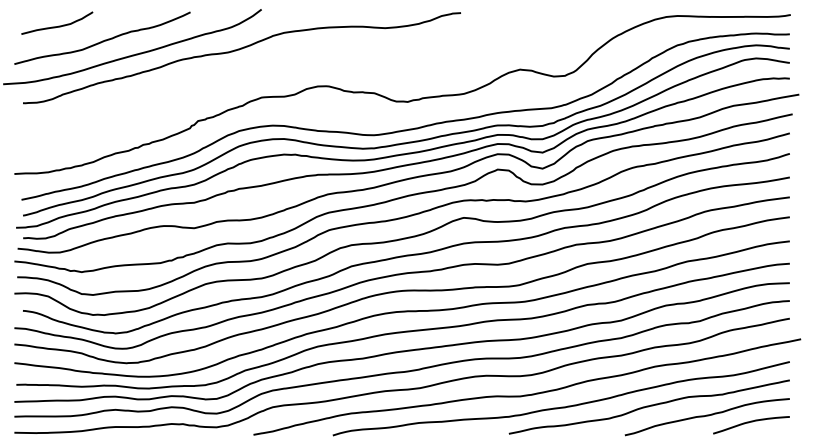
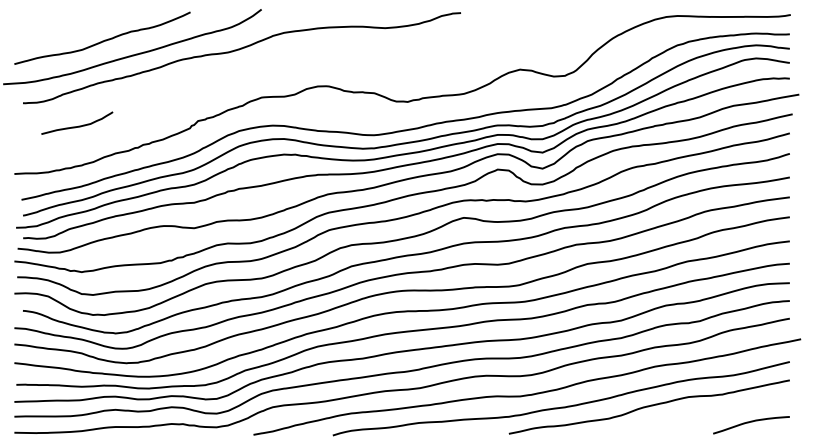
curve position: (58, 25) -> (78, 125) (78, 125)
curve: present -> none (706, 416)
